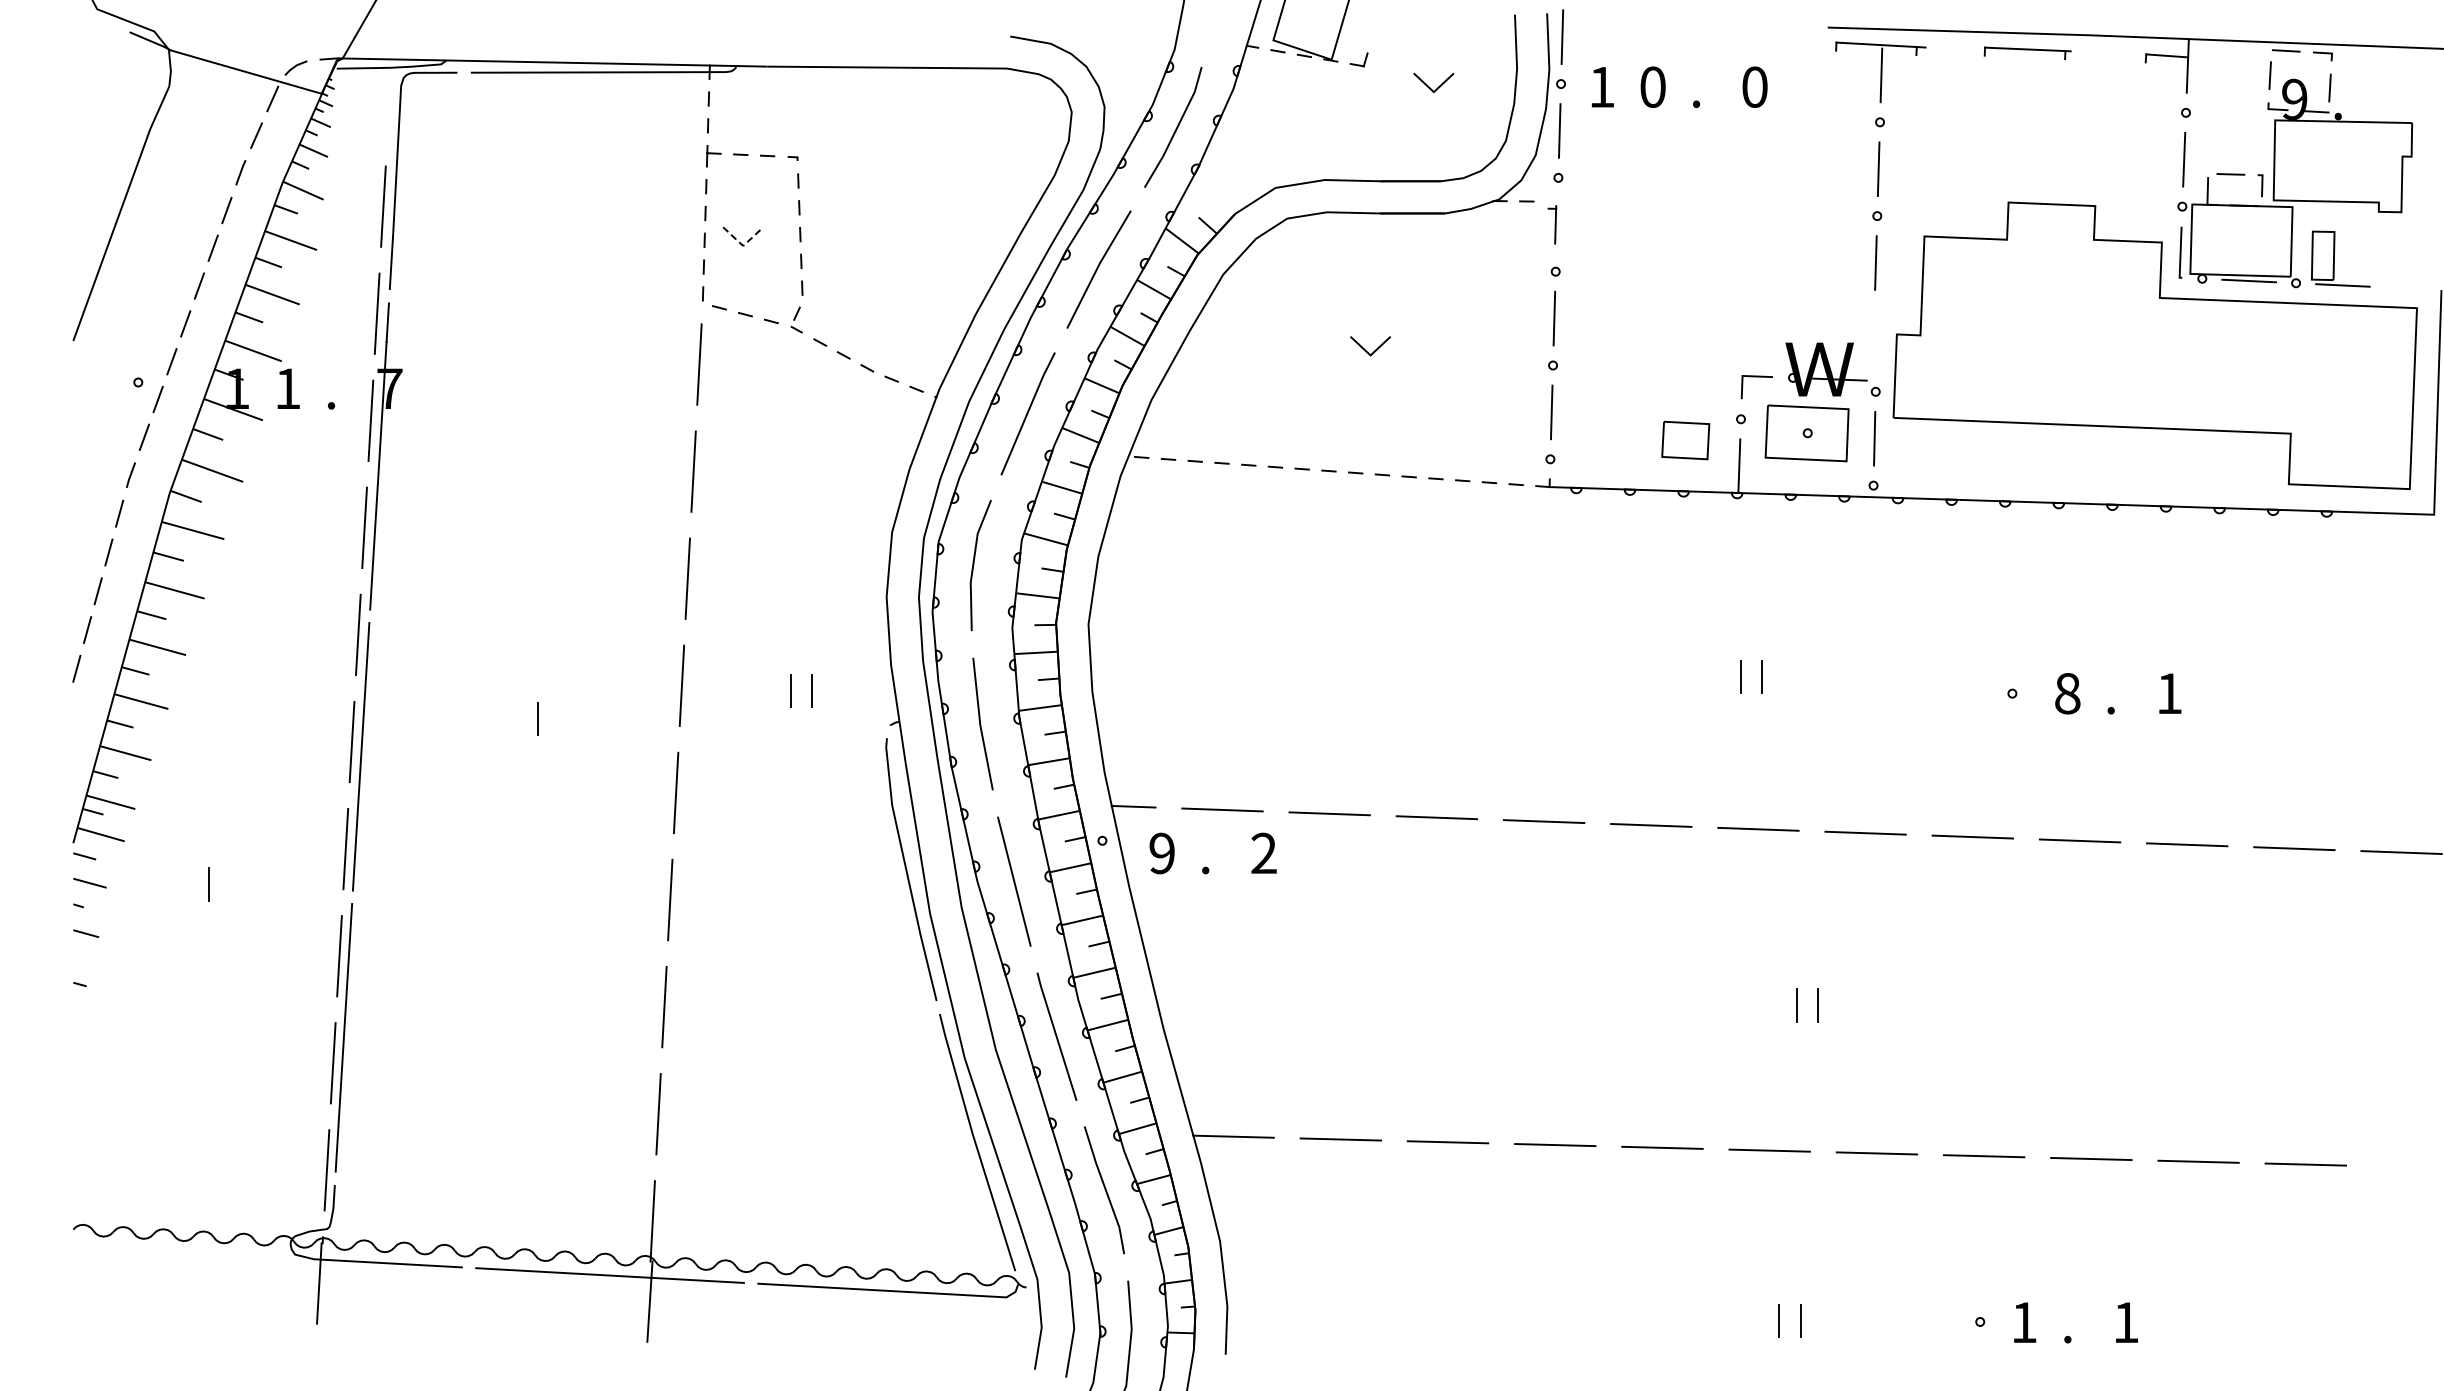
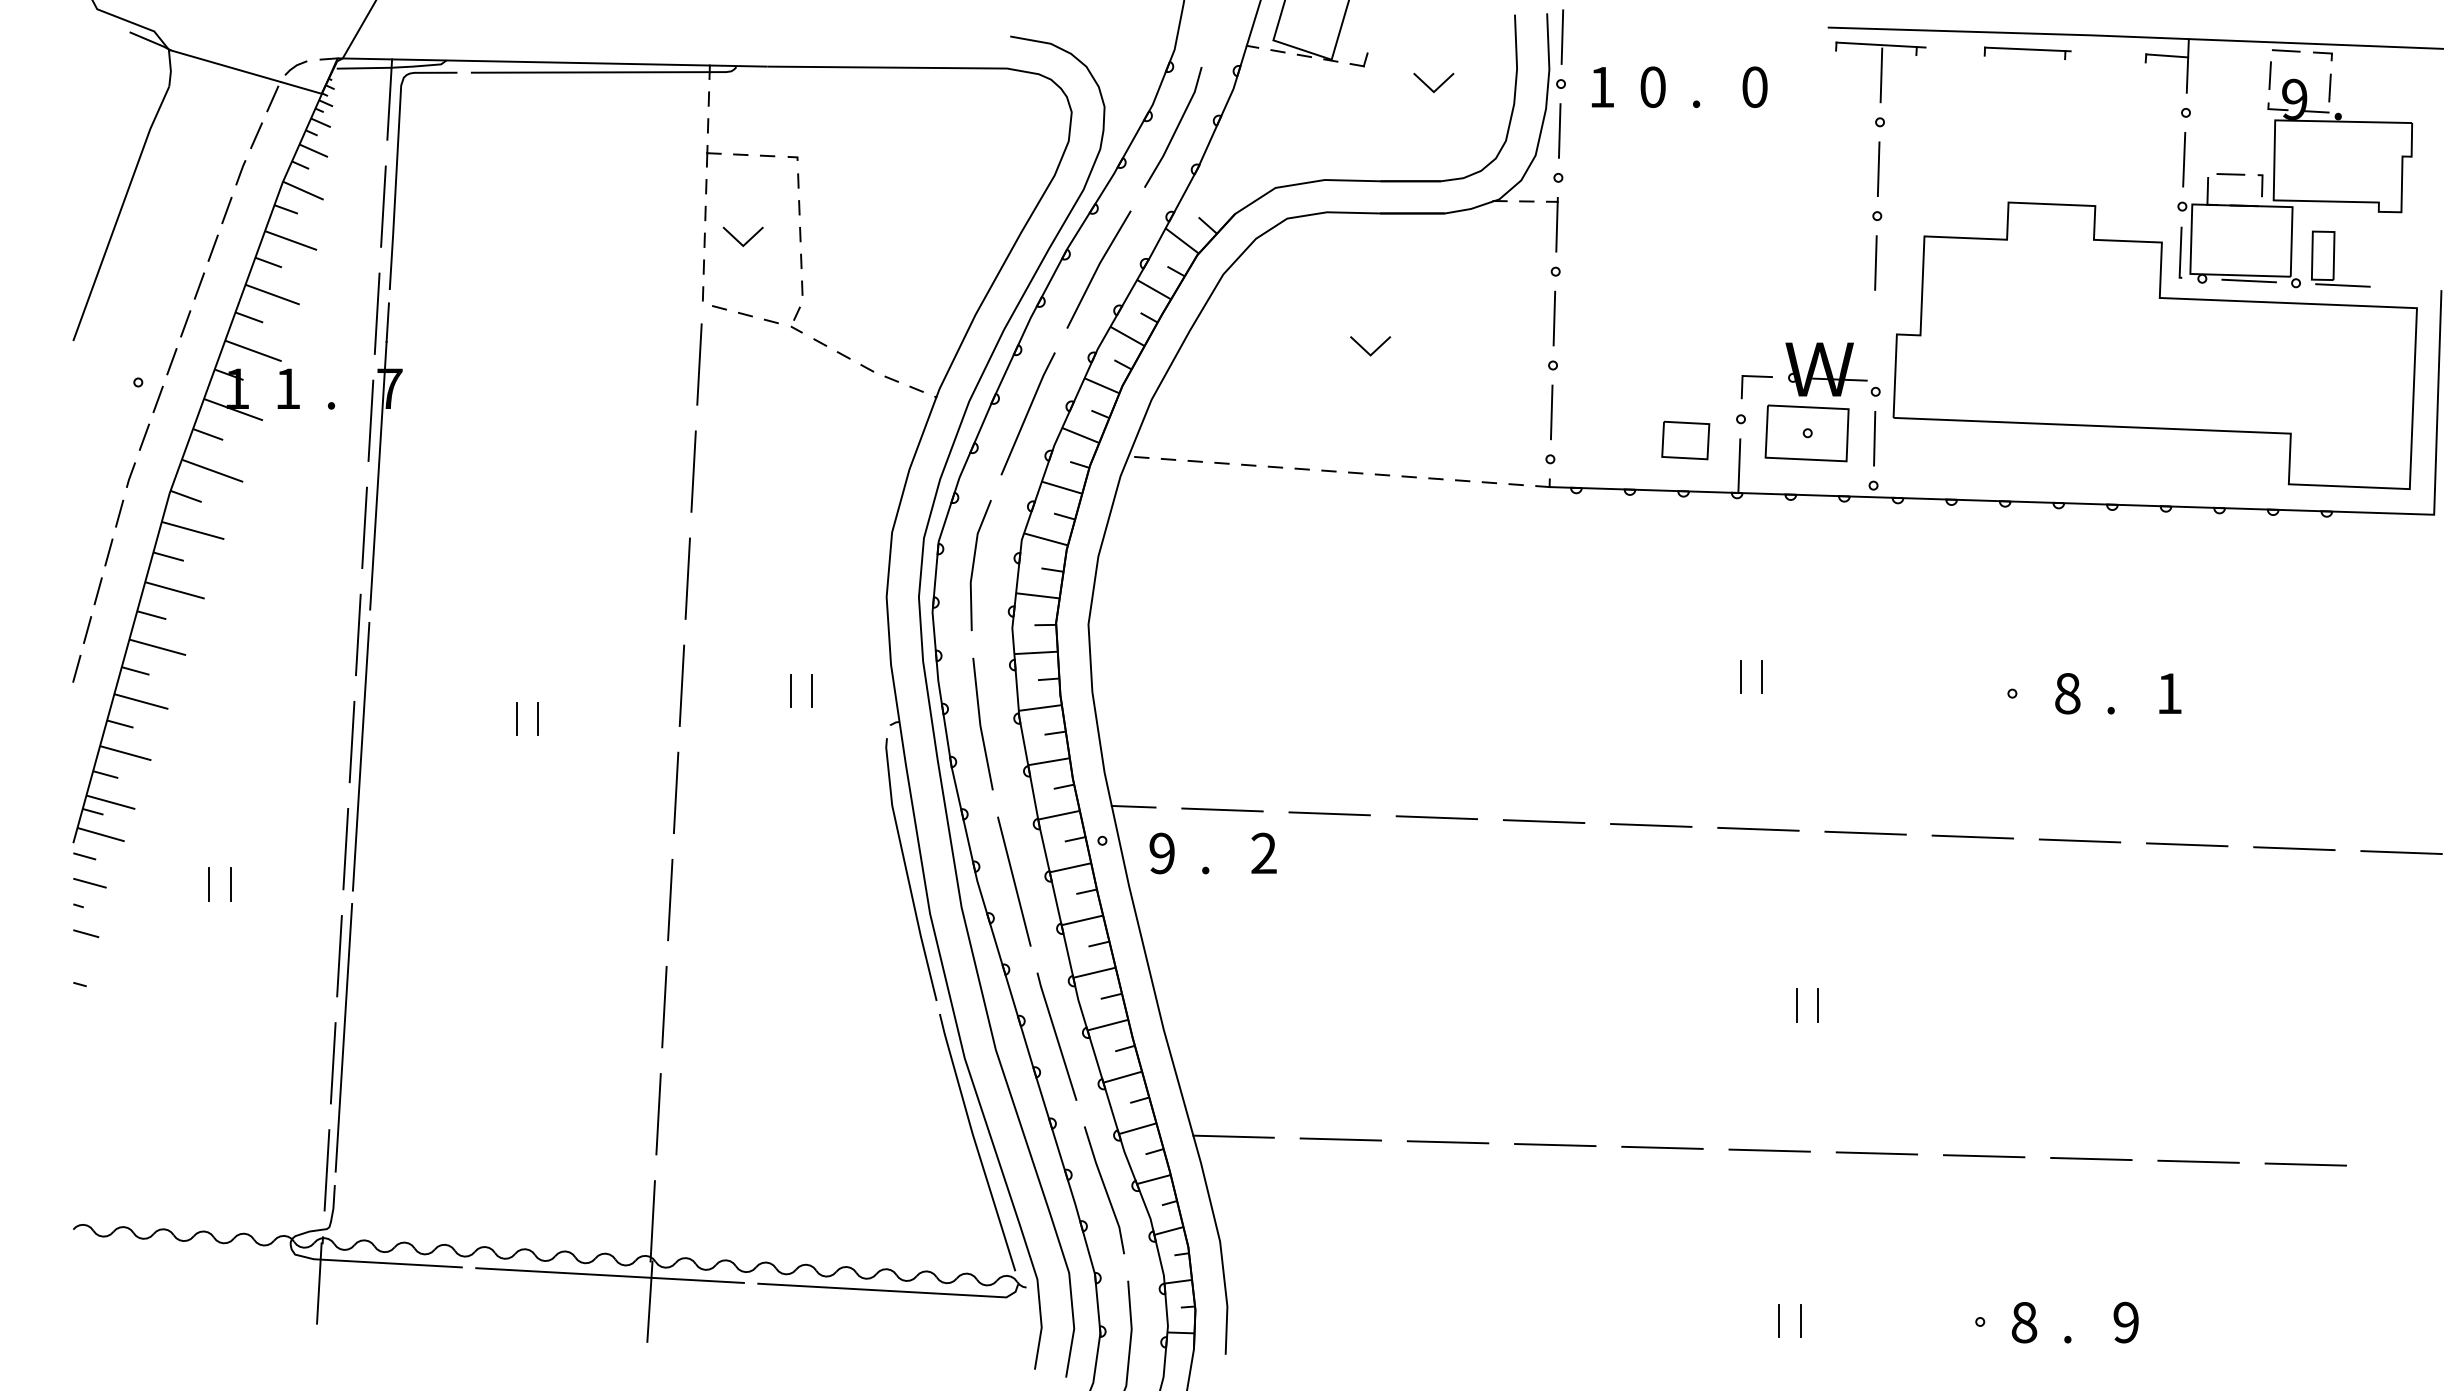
line: none -> present (389, 99)
part size: 11x40 px -> 13x56 px (1552, 224)
line: dashed -> solid (743, 246)
line: none -> present (516, 718)
line: none -> present (230, 884)
text: 1 -> 8 (2024, 1322)
text: 1 -> 9 (2125, 1322)
